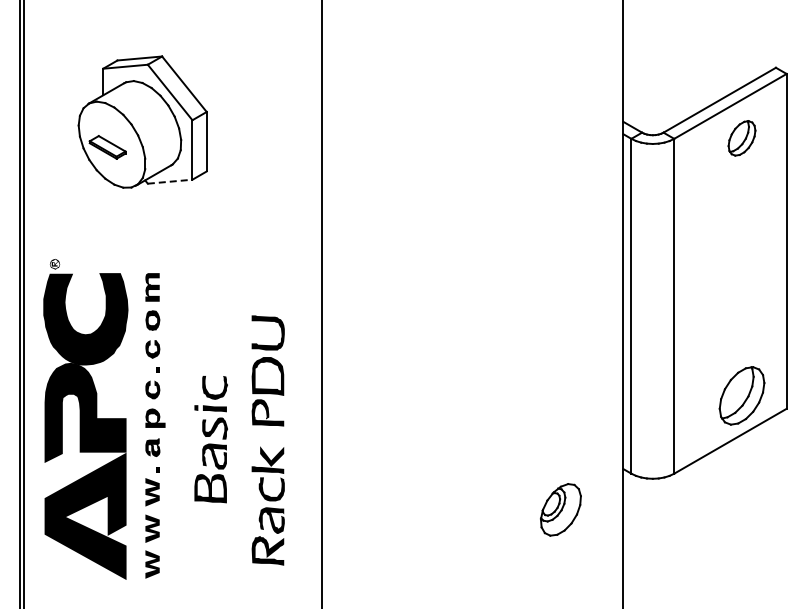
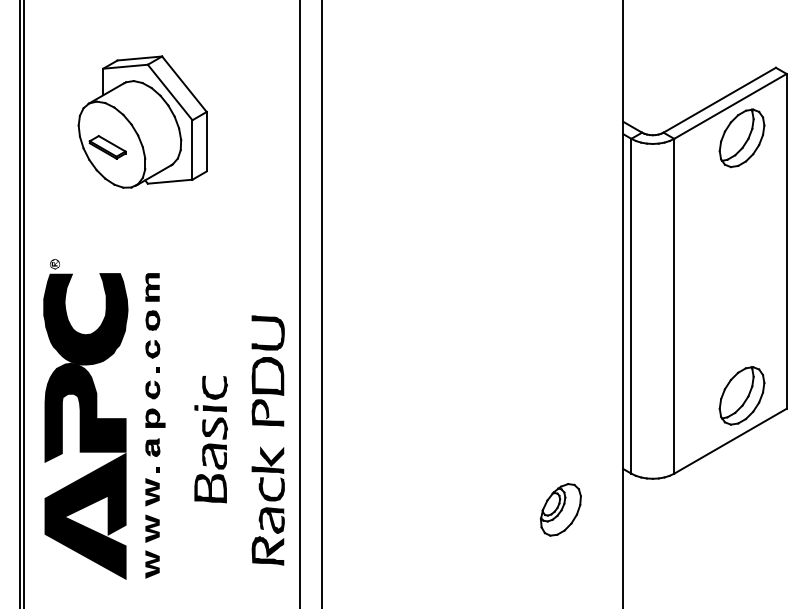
part size: 30x37 px -> 48x61 px (741, 138)
line: dashed -> solid (170, 181)
line: none -> present (299, 303)
